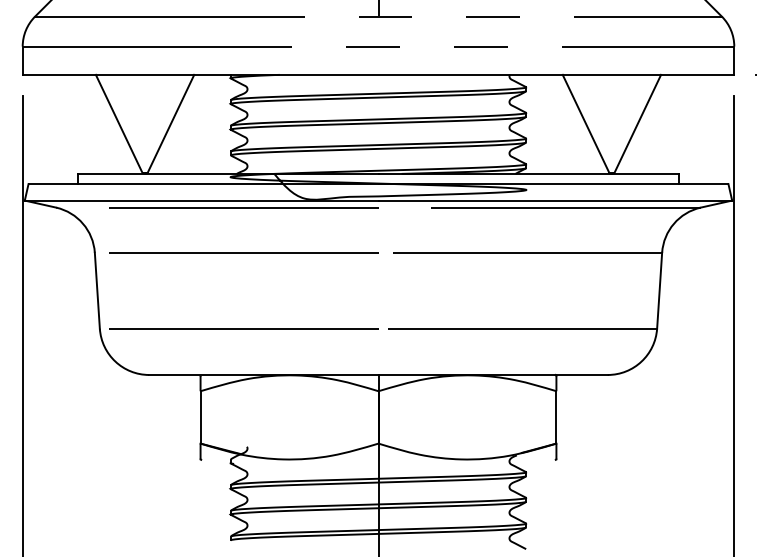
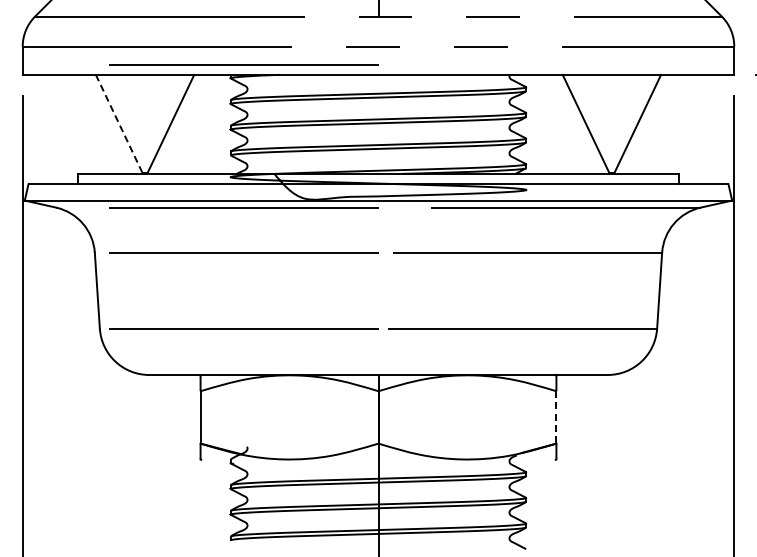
line: none -> present (243, 64)
line: solid -> dashed (119, 124)
line: solid -> dashed (556, 417)
